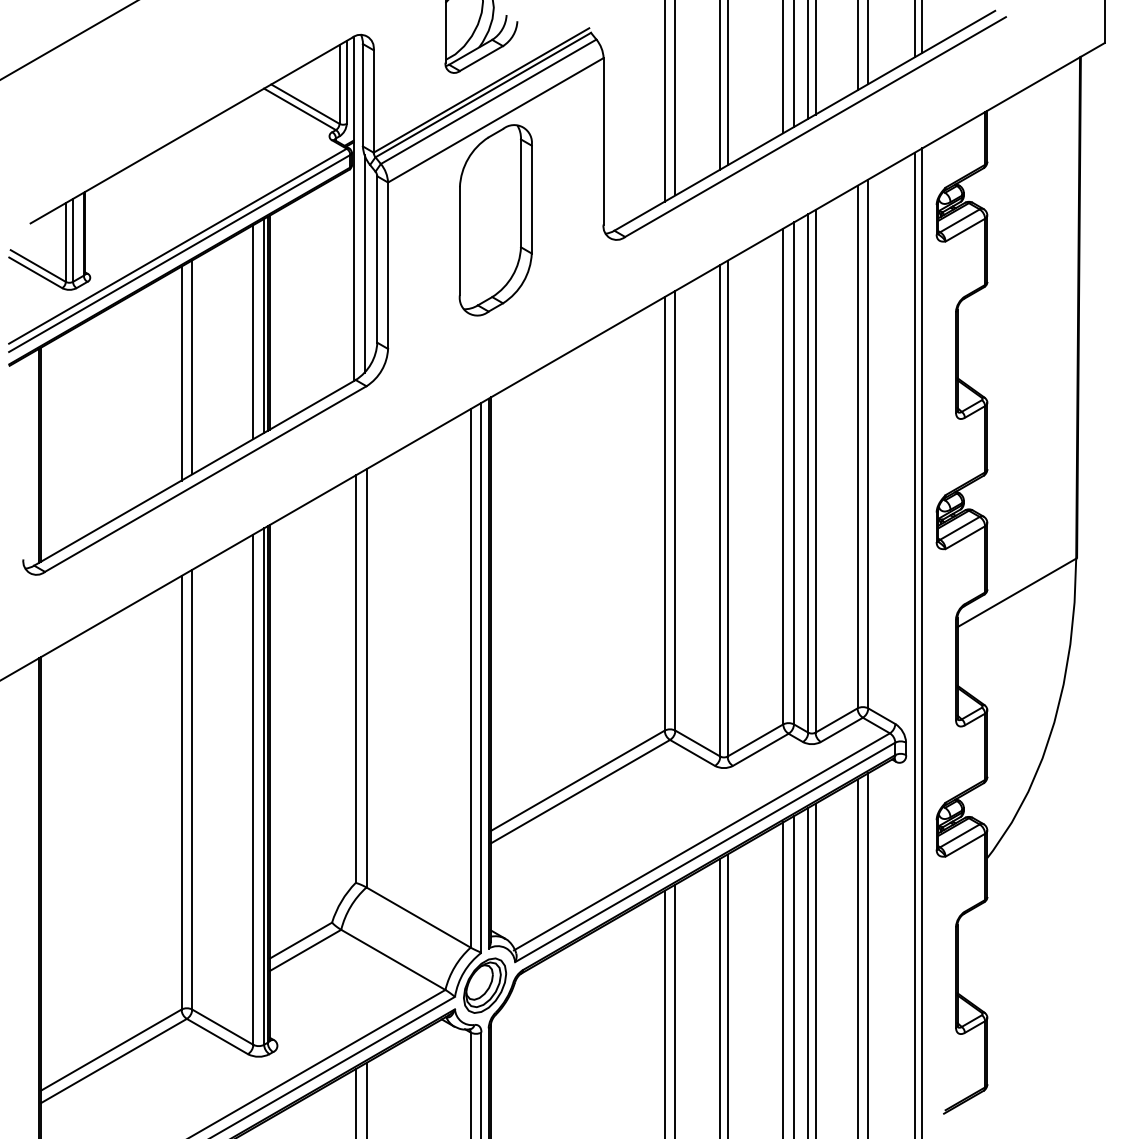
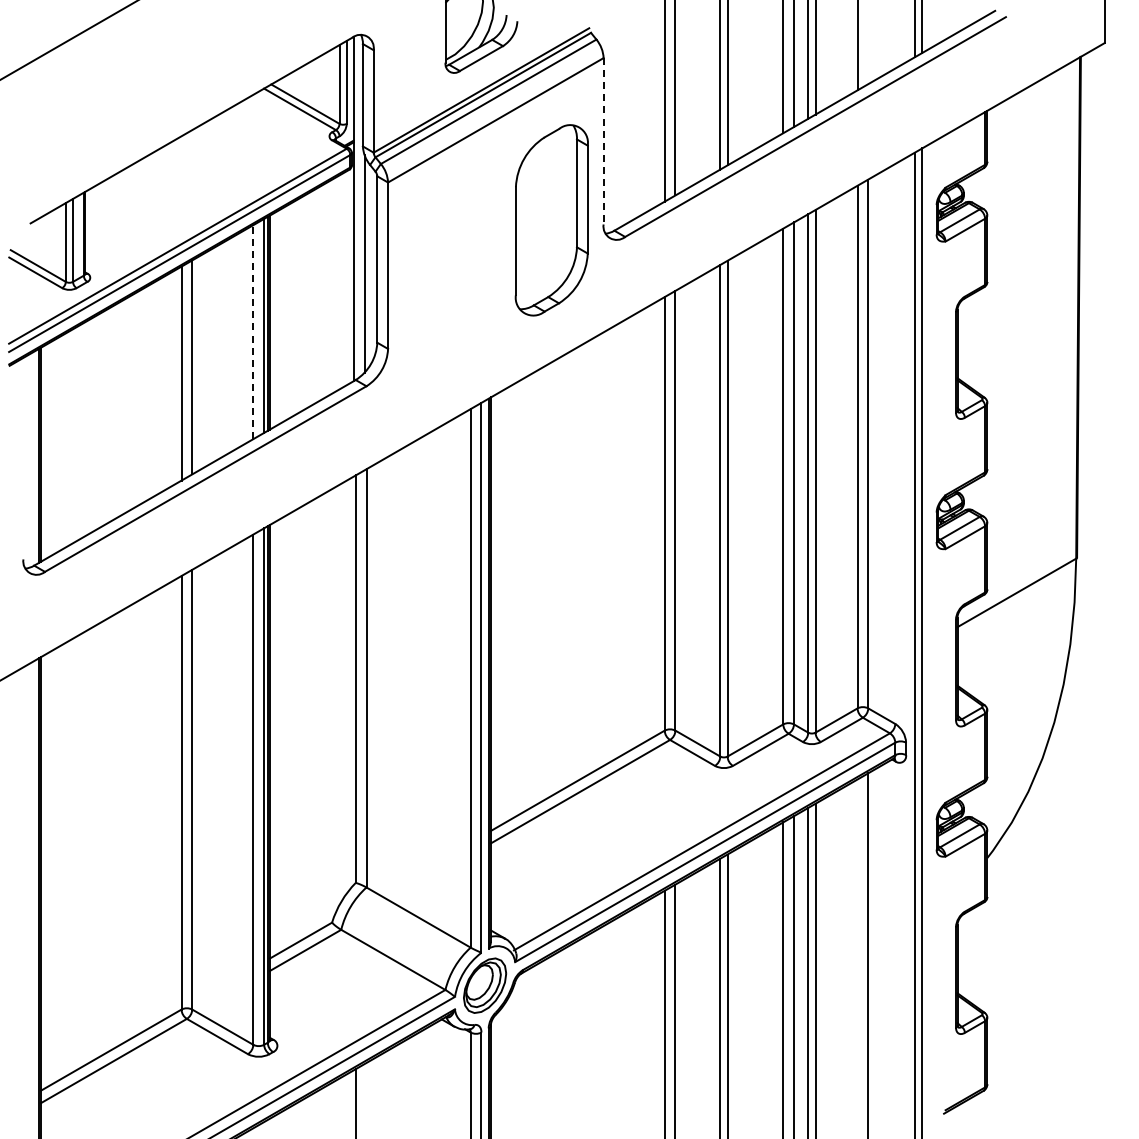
line: present -> none (868, 43)
line: solid -> dashed (603, 141)
part position: (495, 220) -> (551, 220) (551, 220)
line: solid -> dashed (253, 332)
line: present -> none (857, 957)
line: present -> none (366, 1098)
